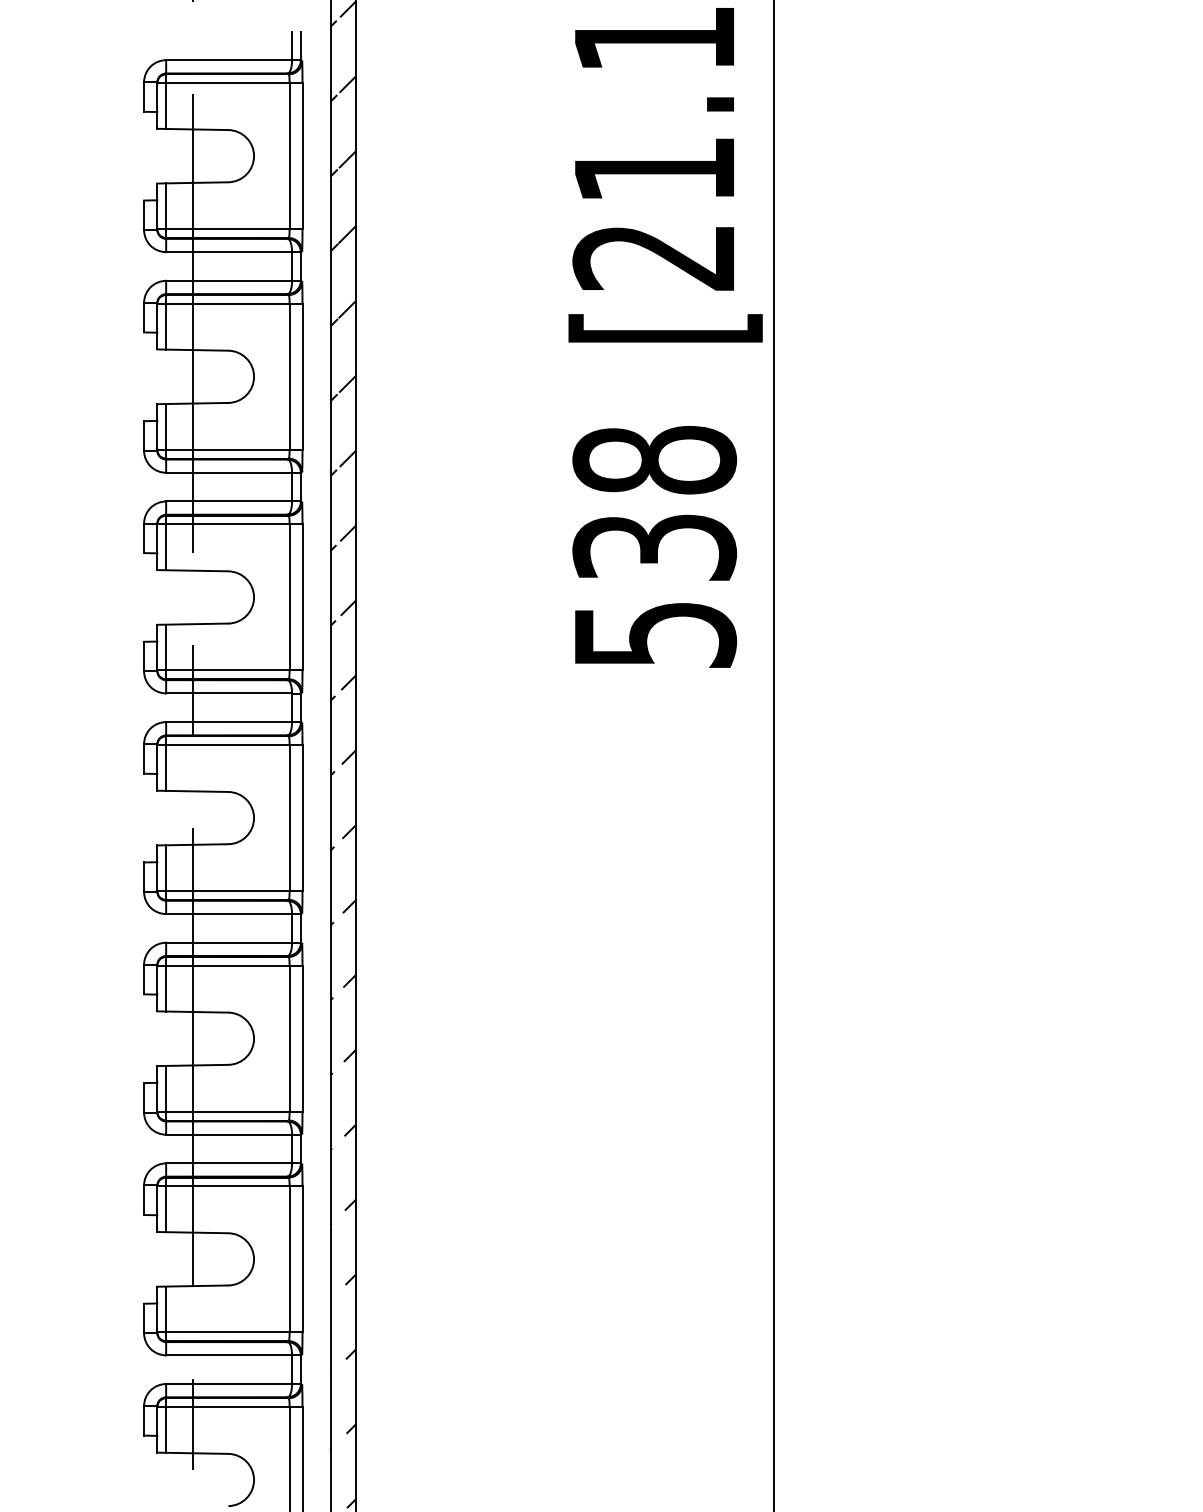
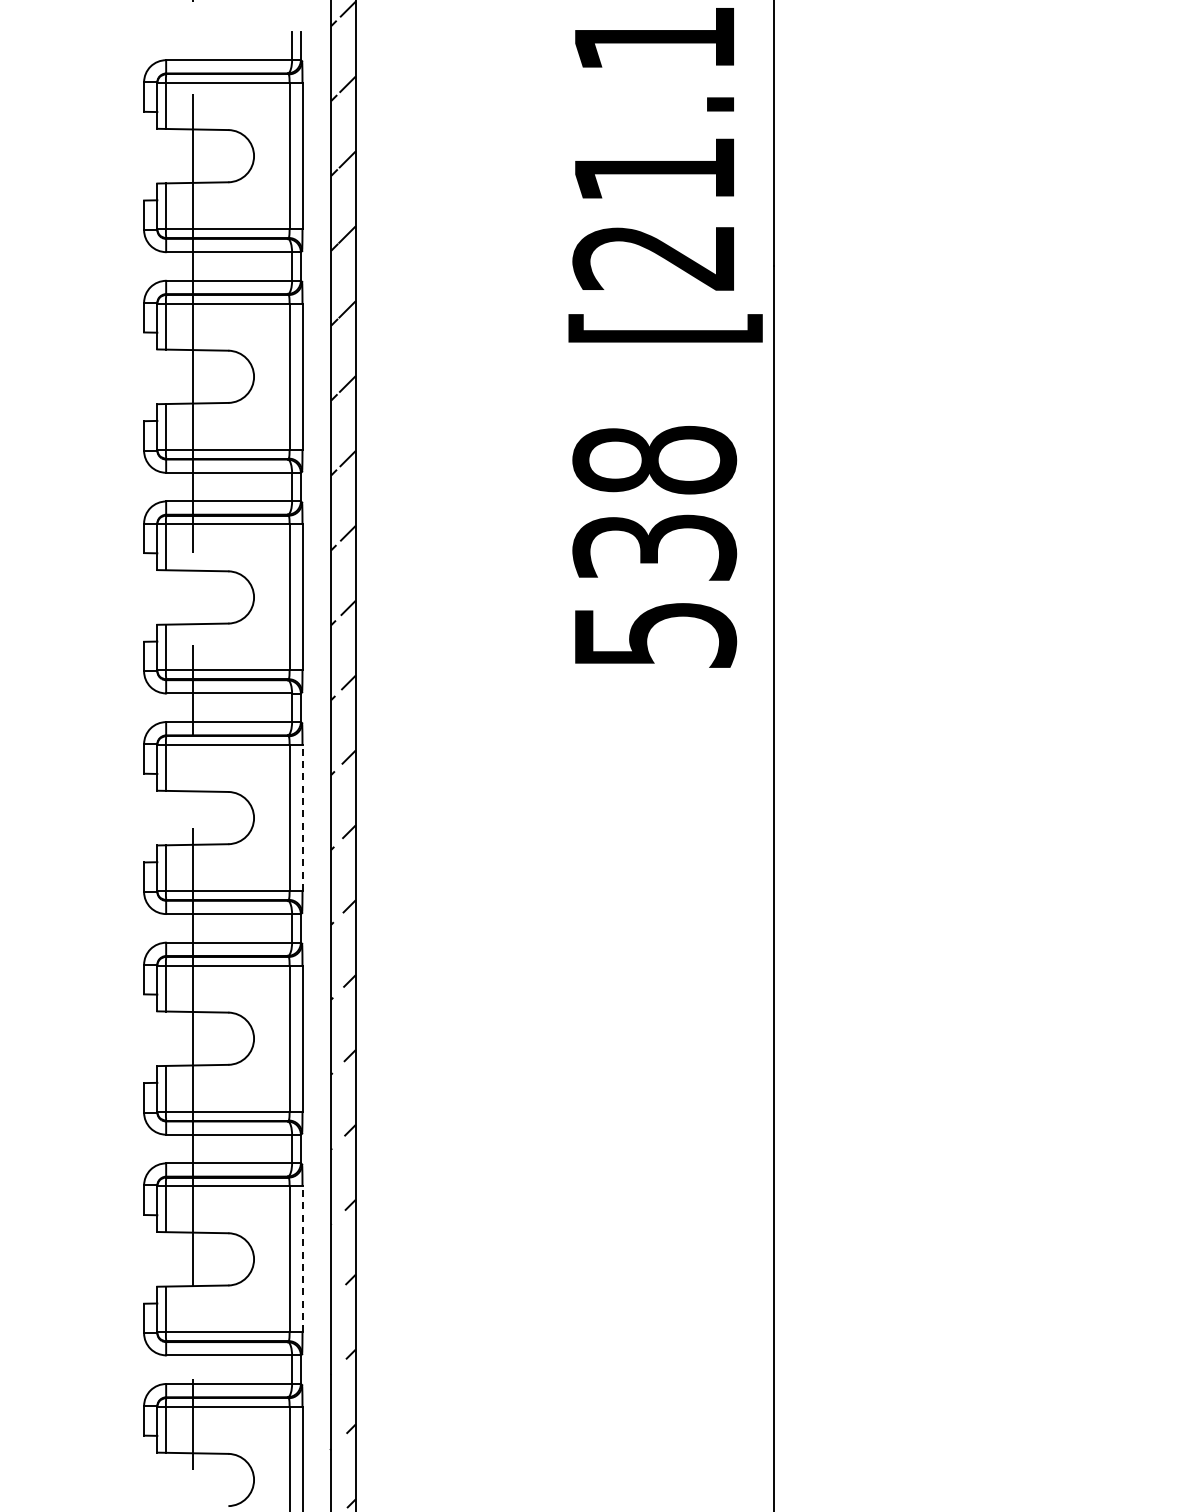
line: solid -> dashed (302, 818)
line: solid -> dashed (302, 1259)
